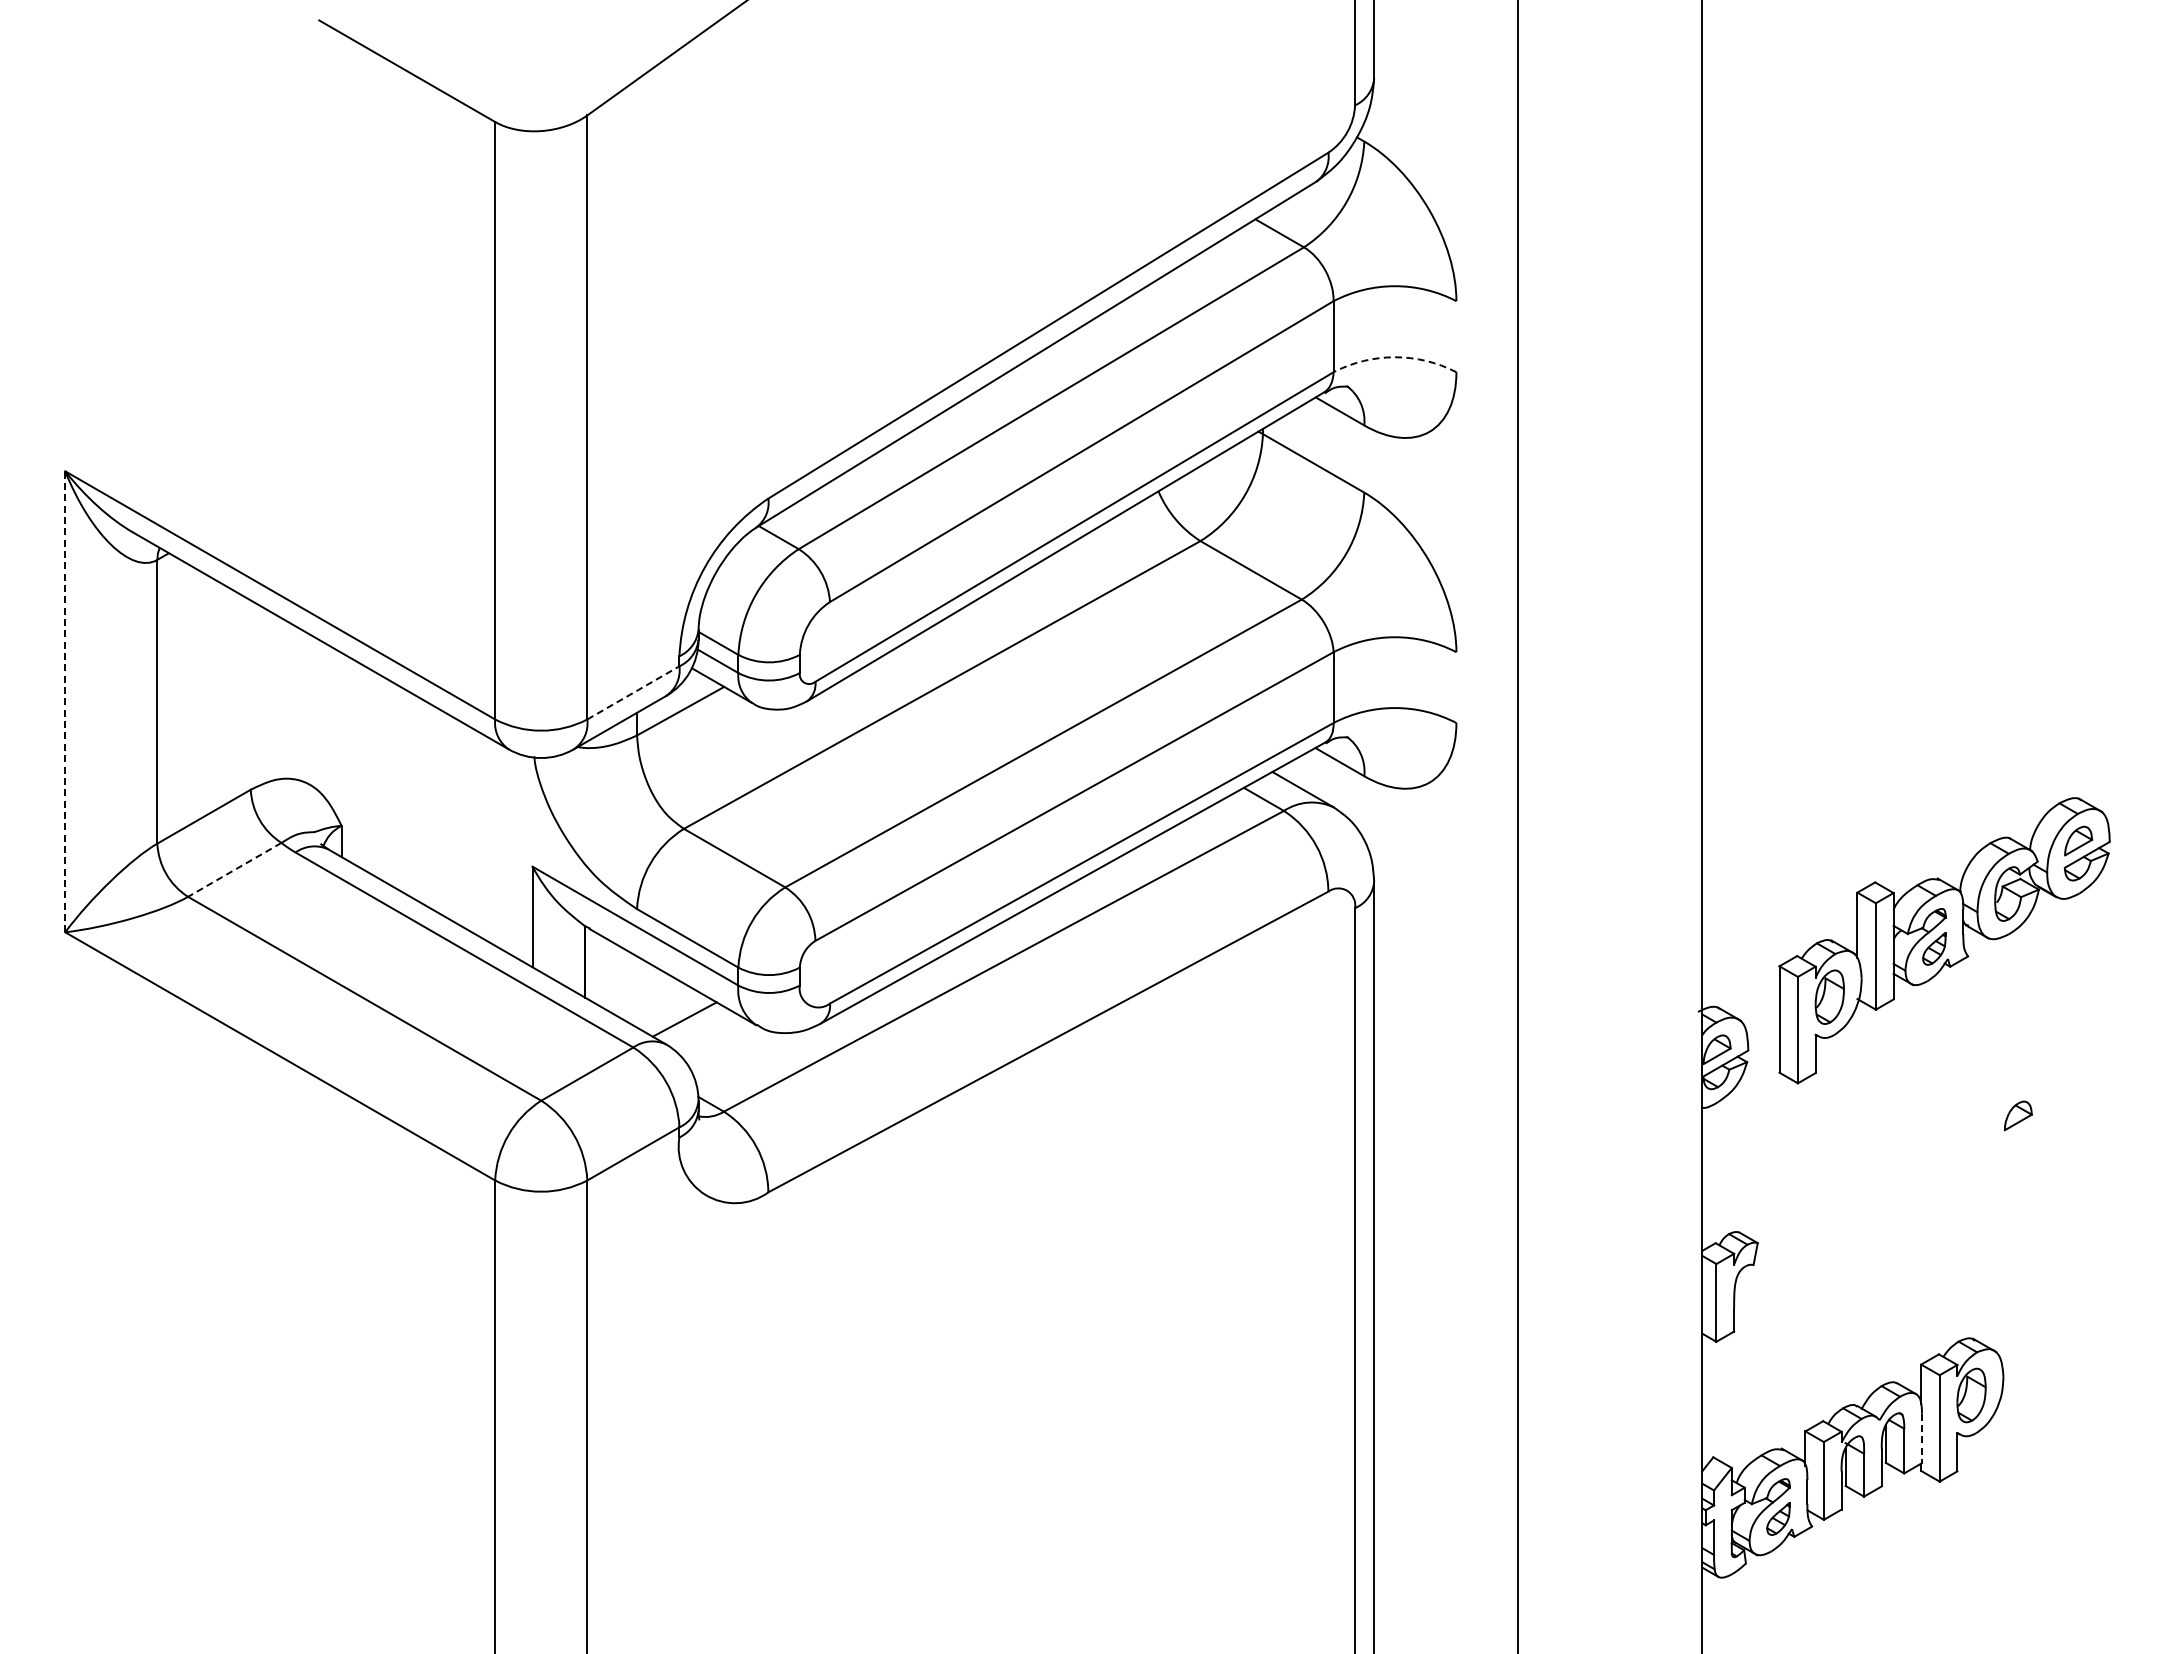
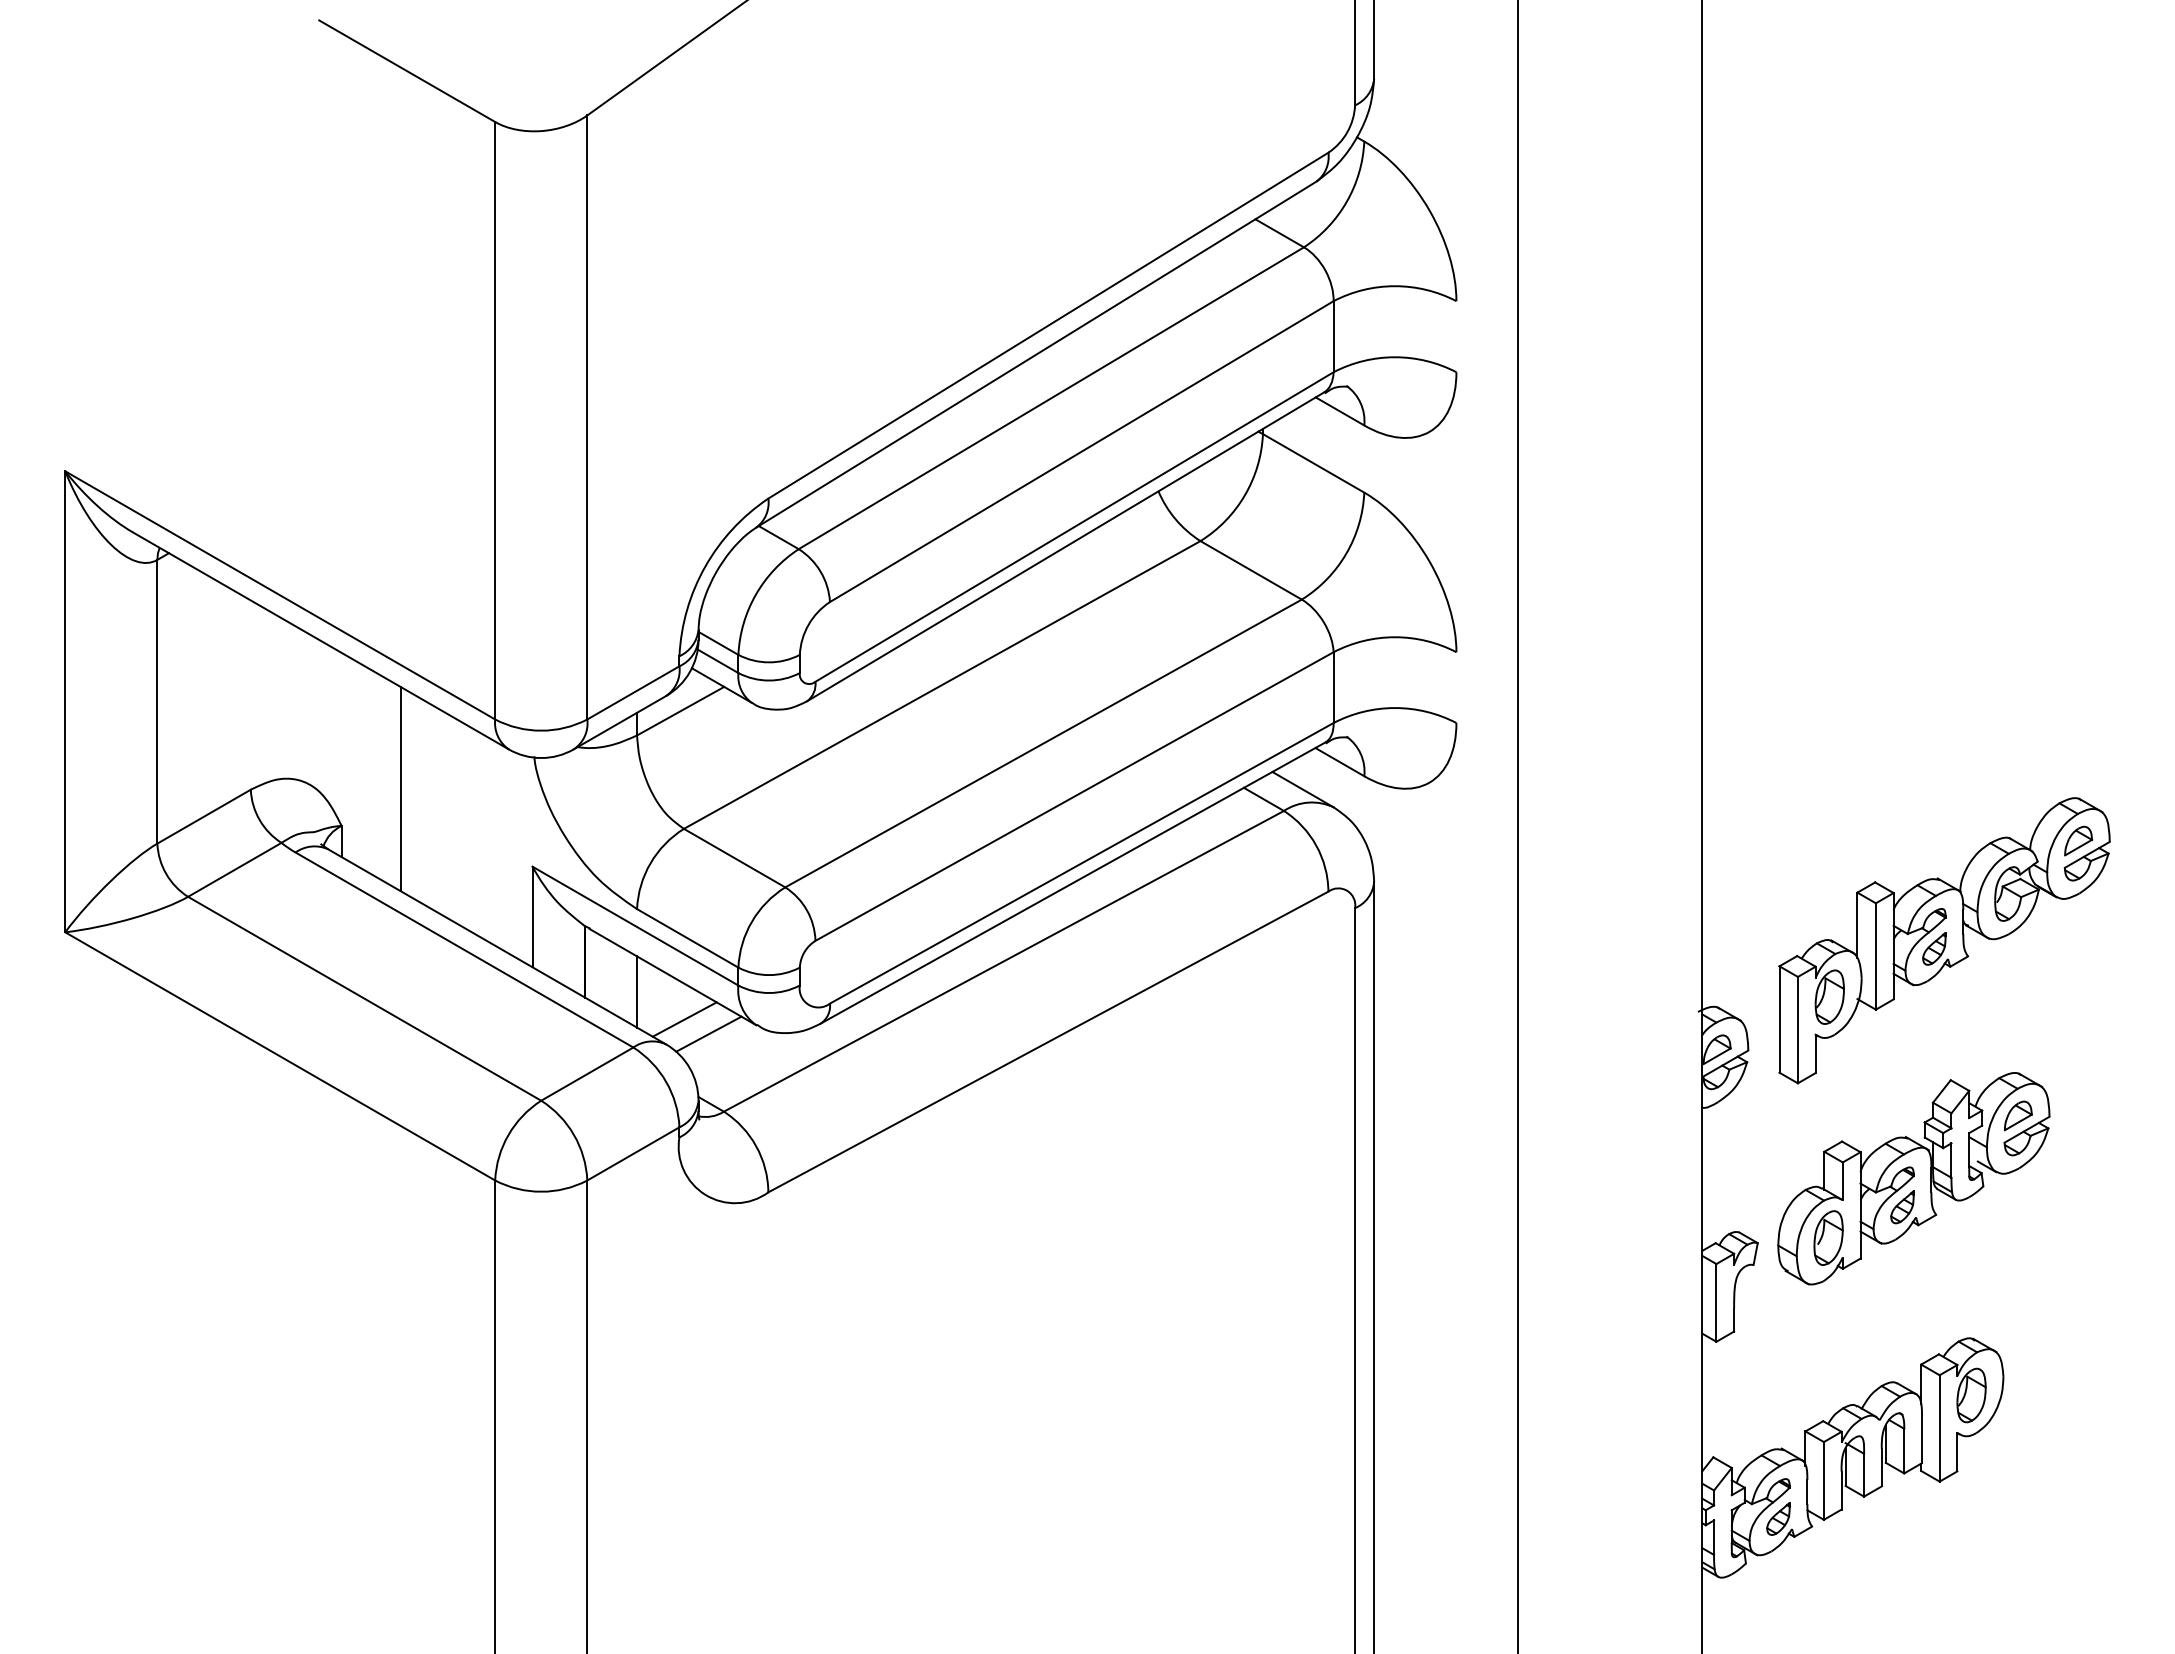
arc: dashed -> solid (1395, 357)
line: dashed -> solid (633, 692)
line: dashed -> solid (65, 701)
line: none -> present (400, 788)
line: dashed -> solid (234, 869)
line: none -> present (637, 991)
line: none -> present (708, 1033)
part: none -> present (1913, 1178)
line: dashed -> solid (1921, 1438)
